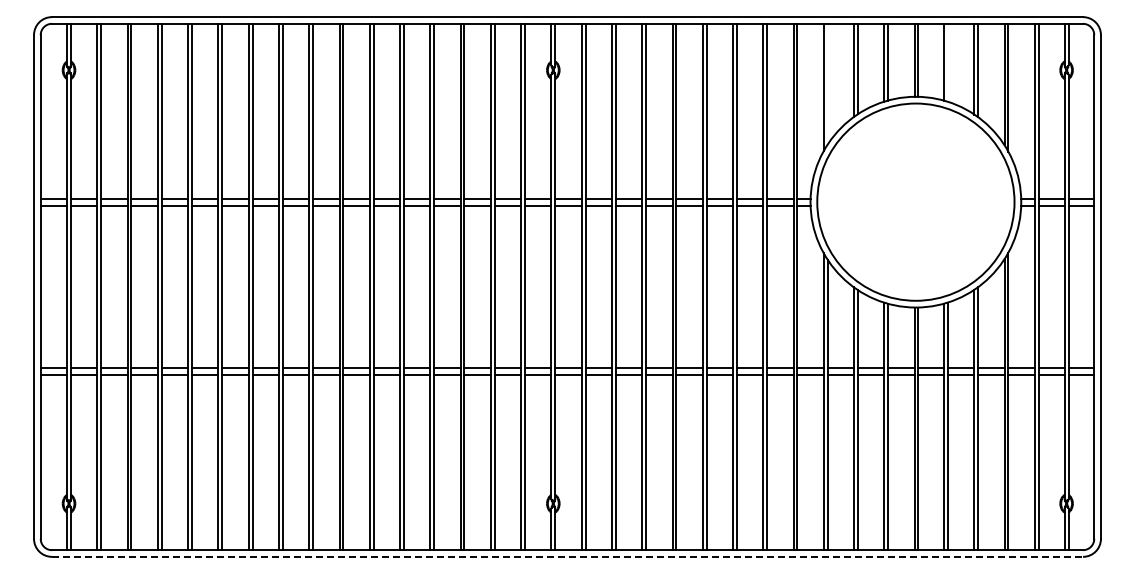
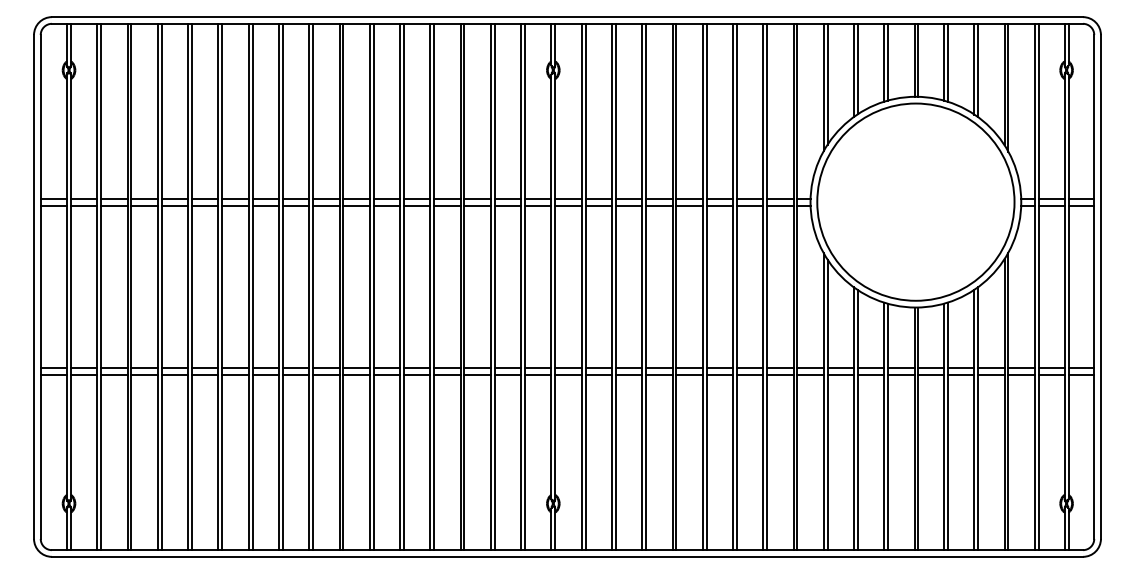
line: none -> present (947, 62)
line: none -> present (827, 83)
line: dashed -> solid (567, 556)
